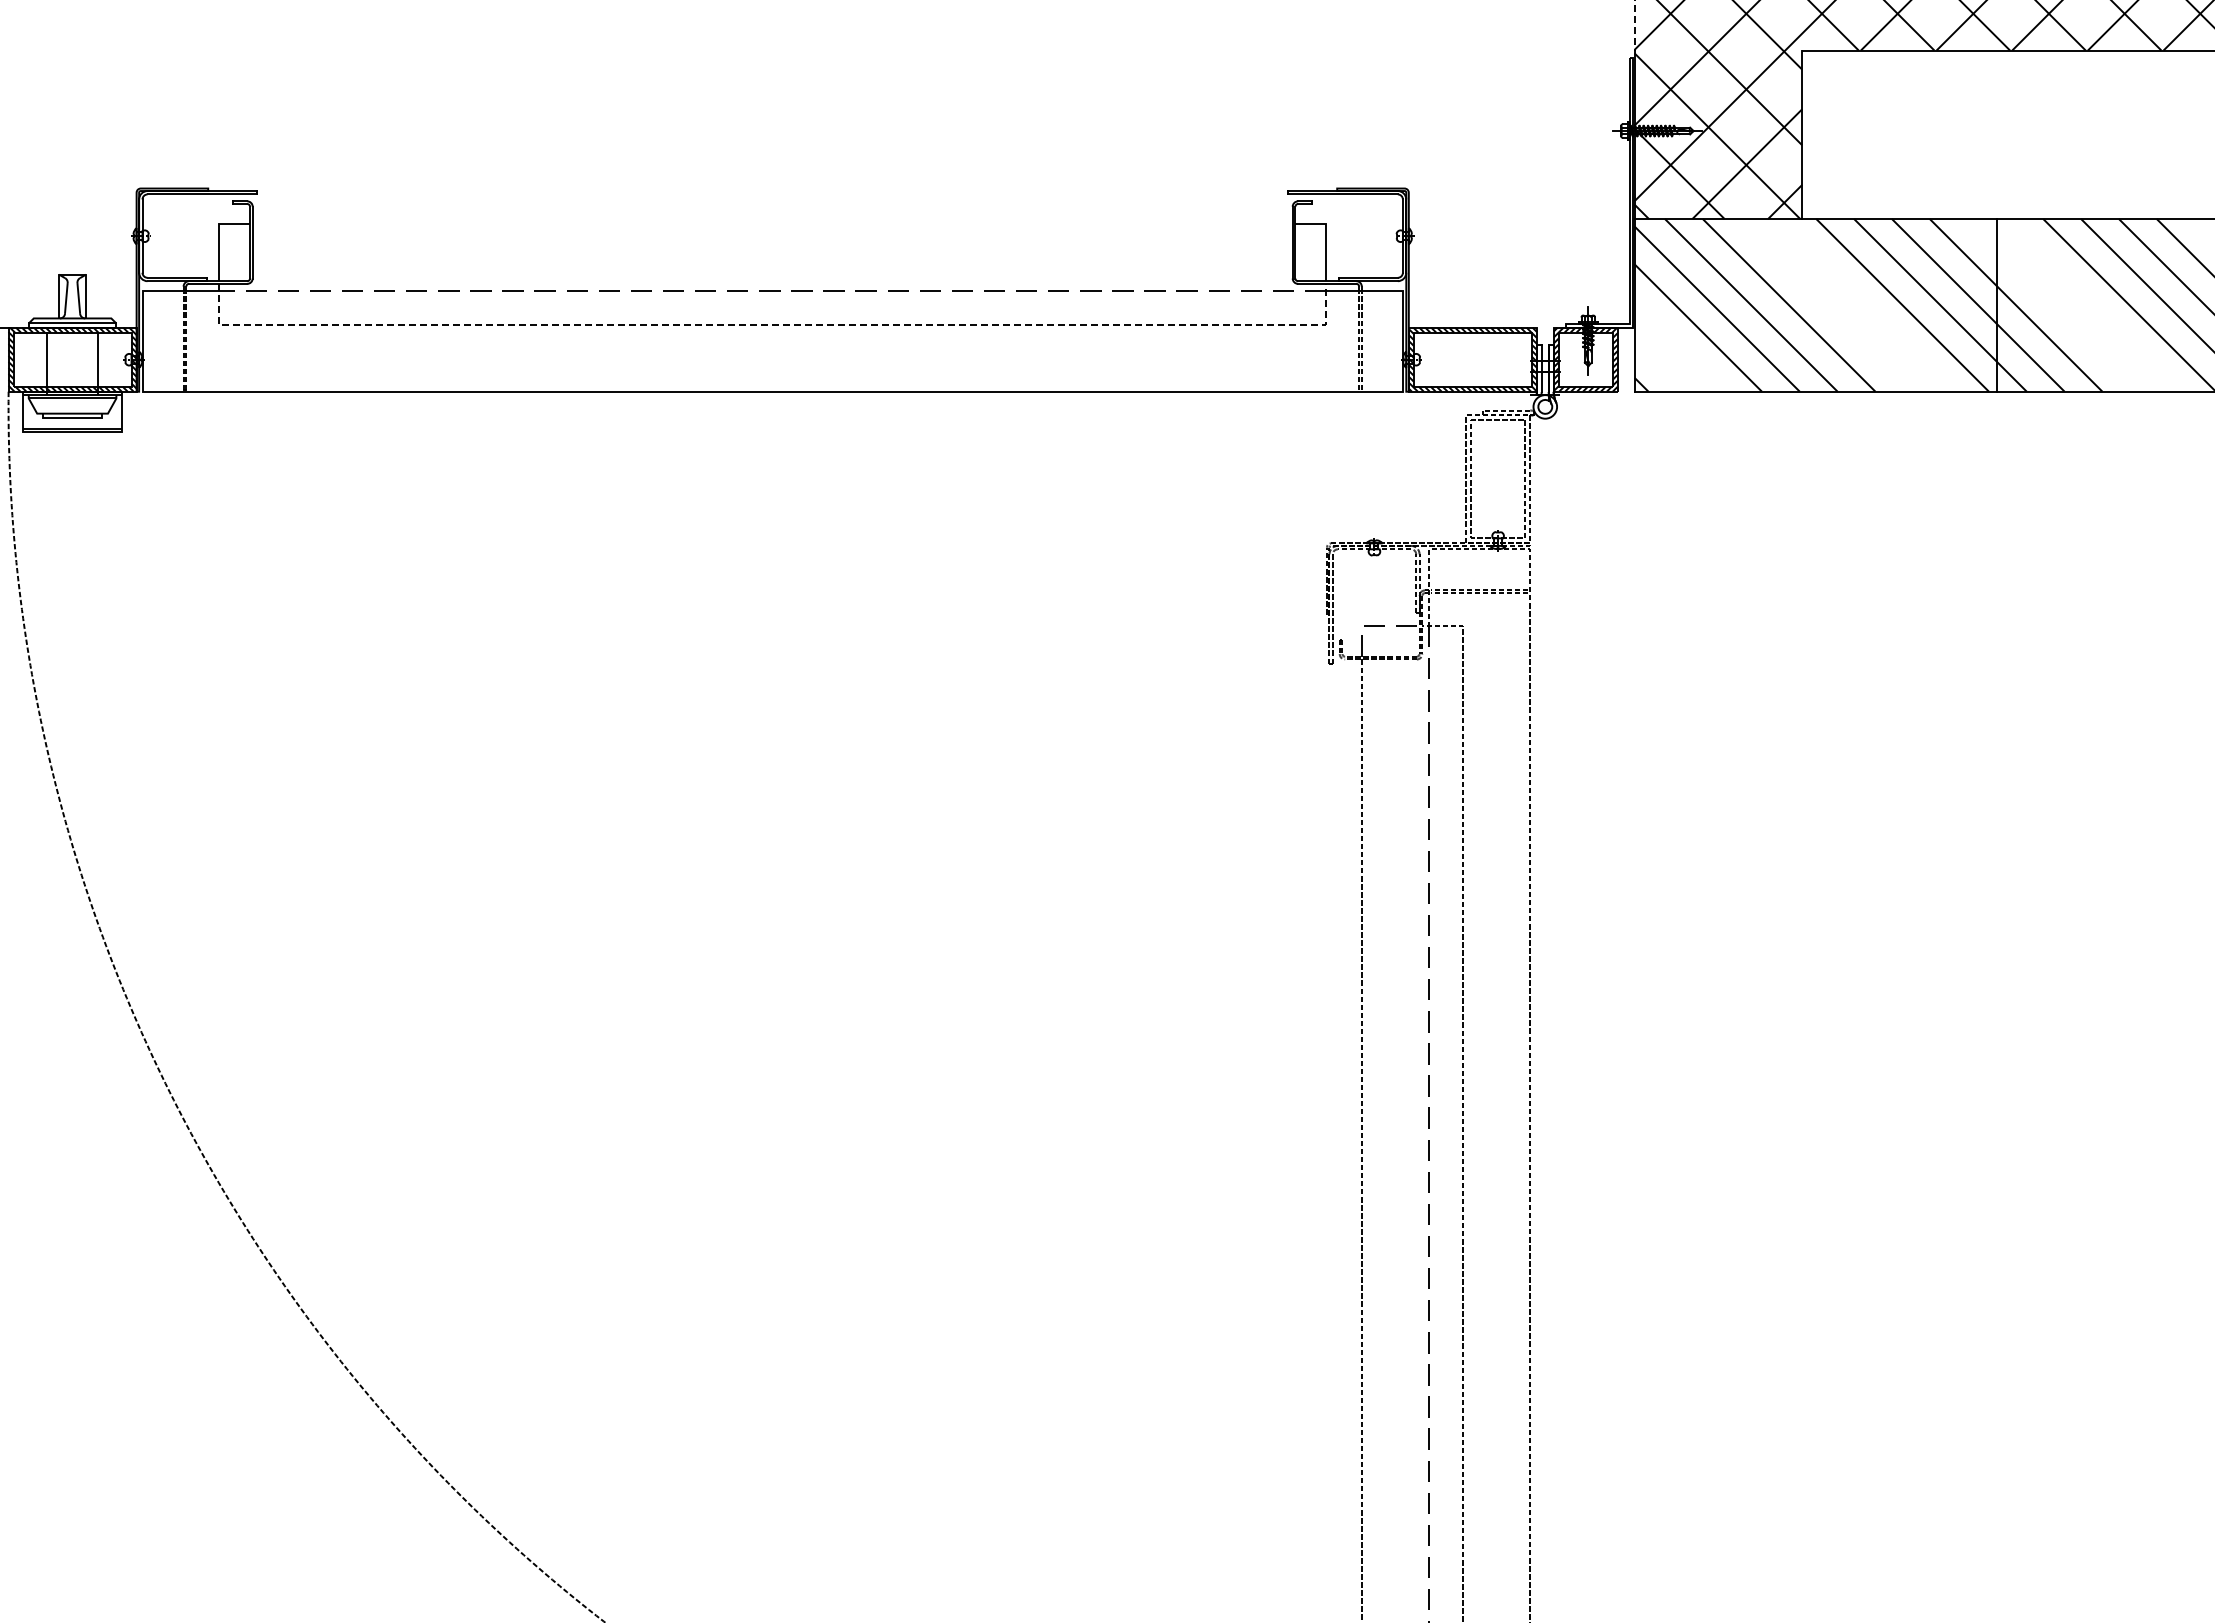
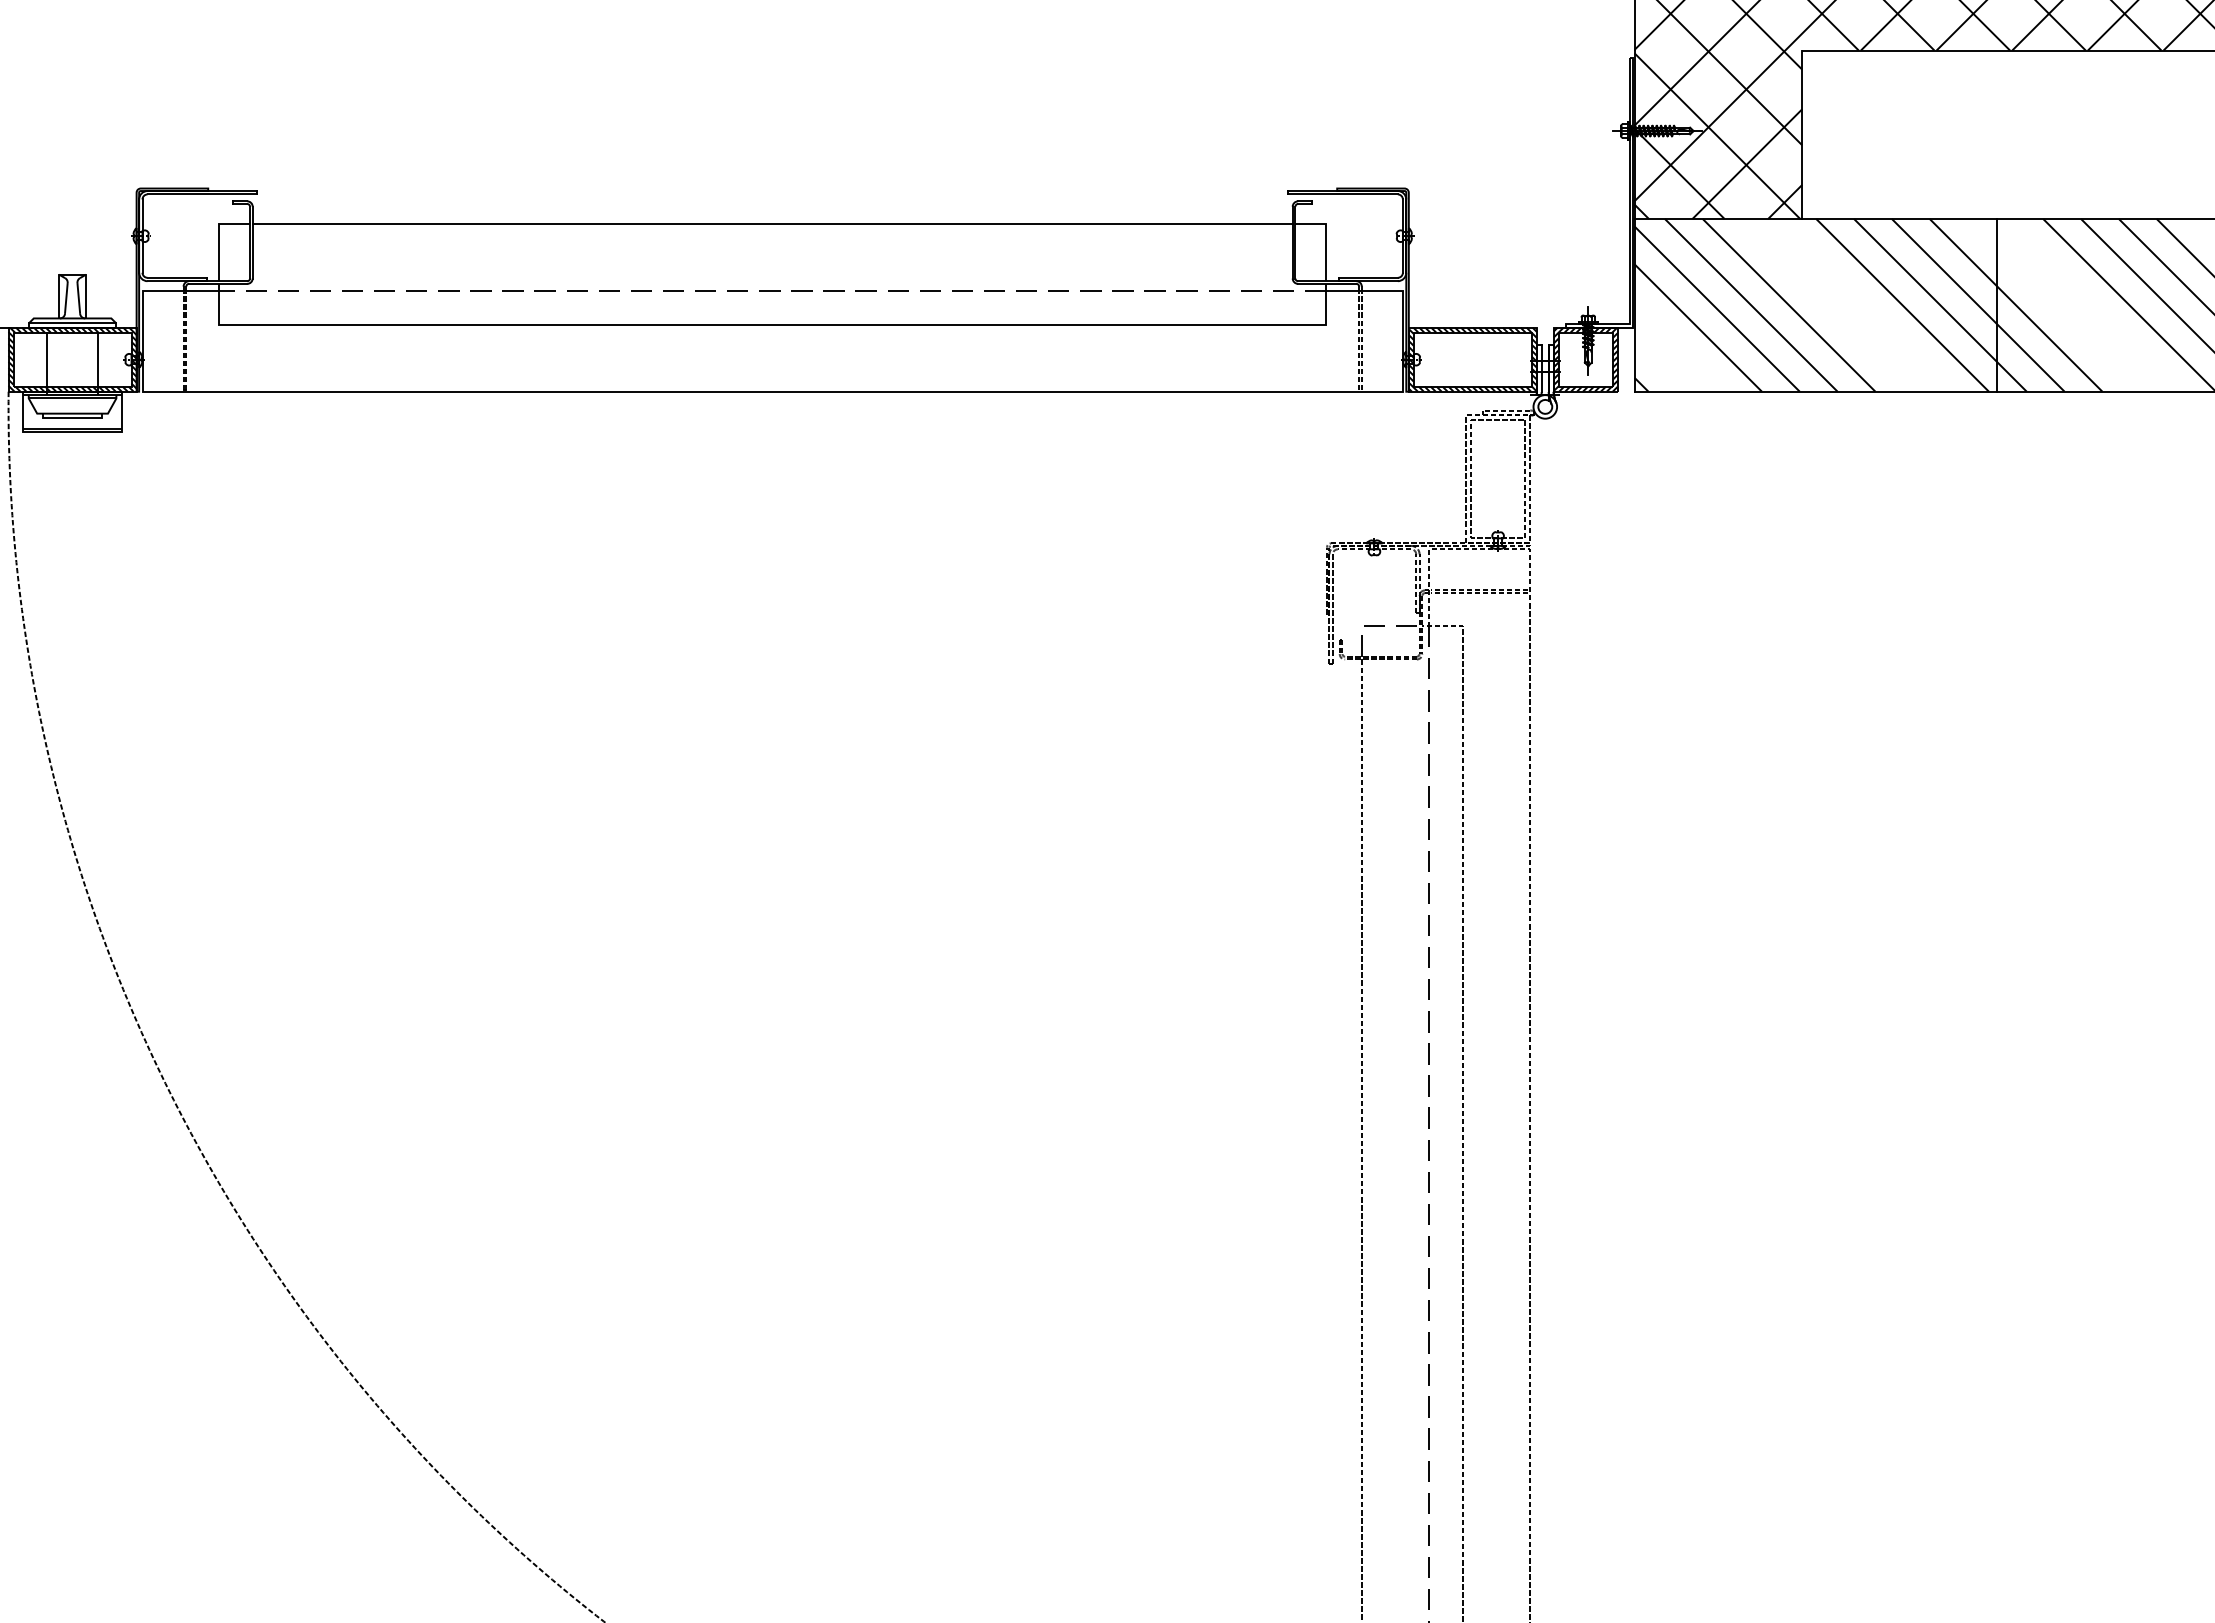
line: dashed -> solid (1634, 25)
line: none -> present (772, 223)
line: dashed -> solid (772, 325)
